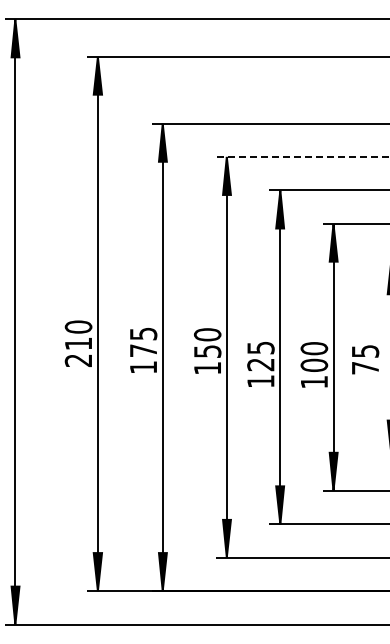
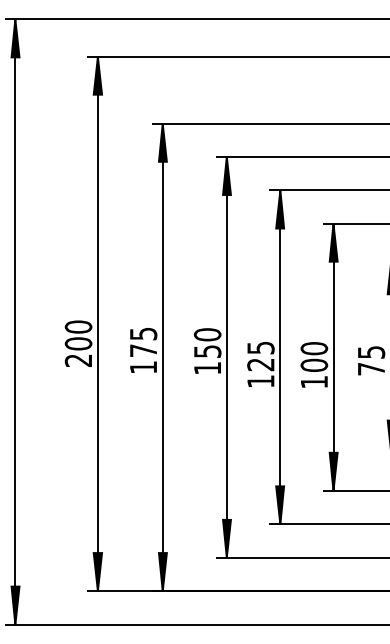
line: dashed -> solid (303, 156)
text: 210 -> 200 (78, 343)
text position: (365, 359) -> (371, 360) (371, 360)
